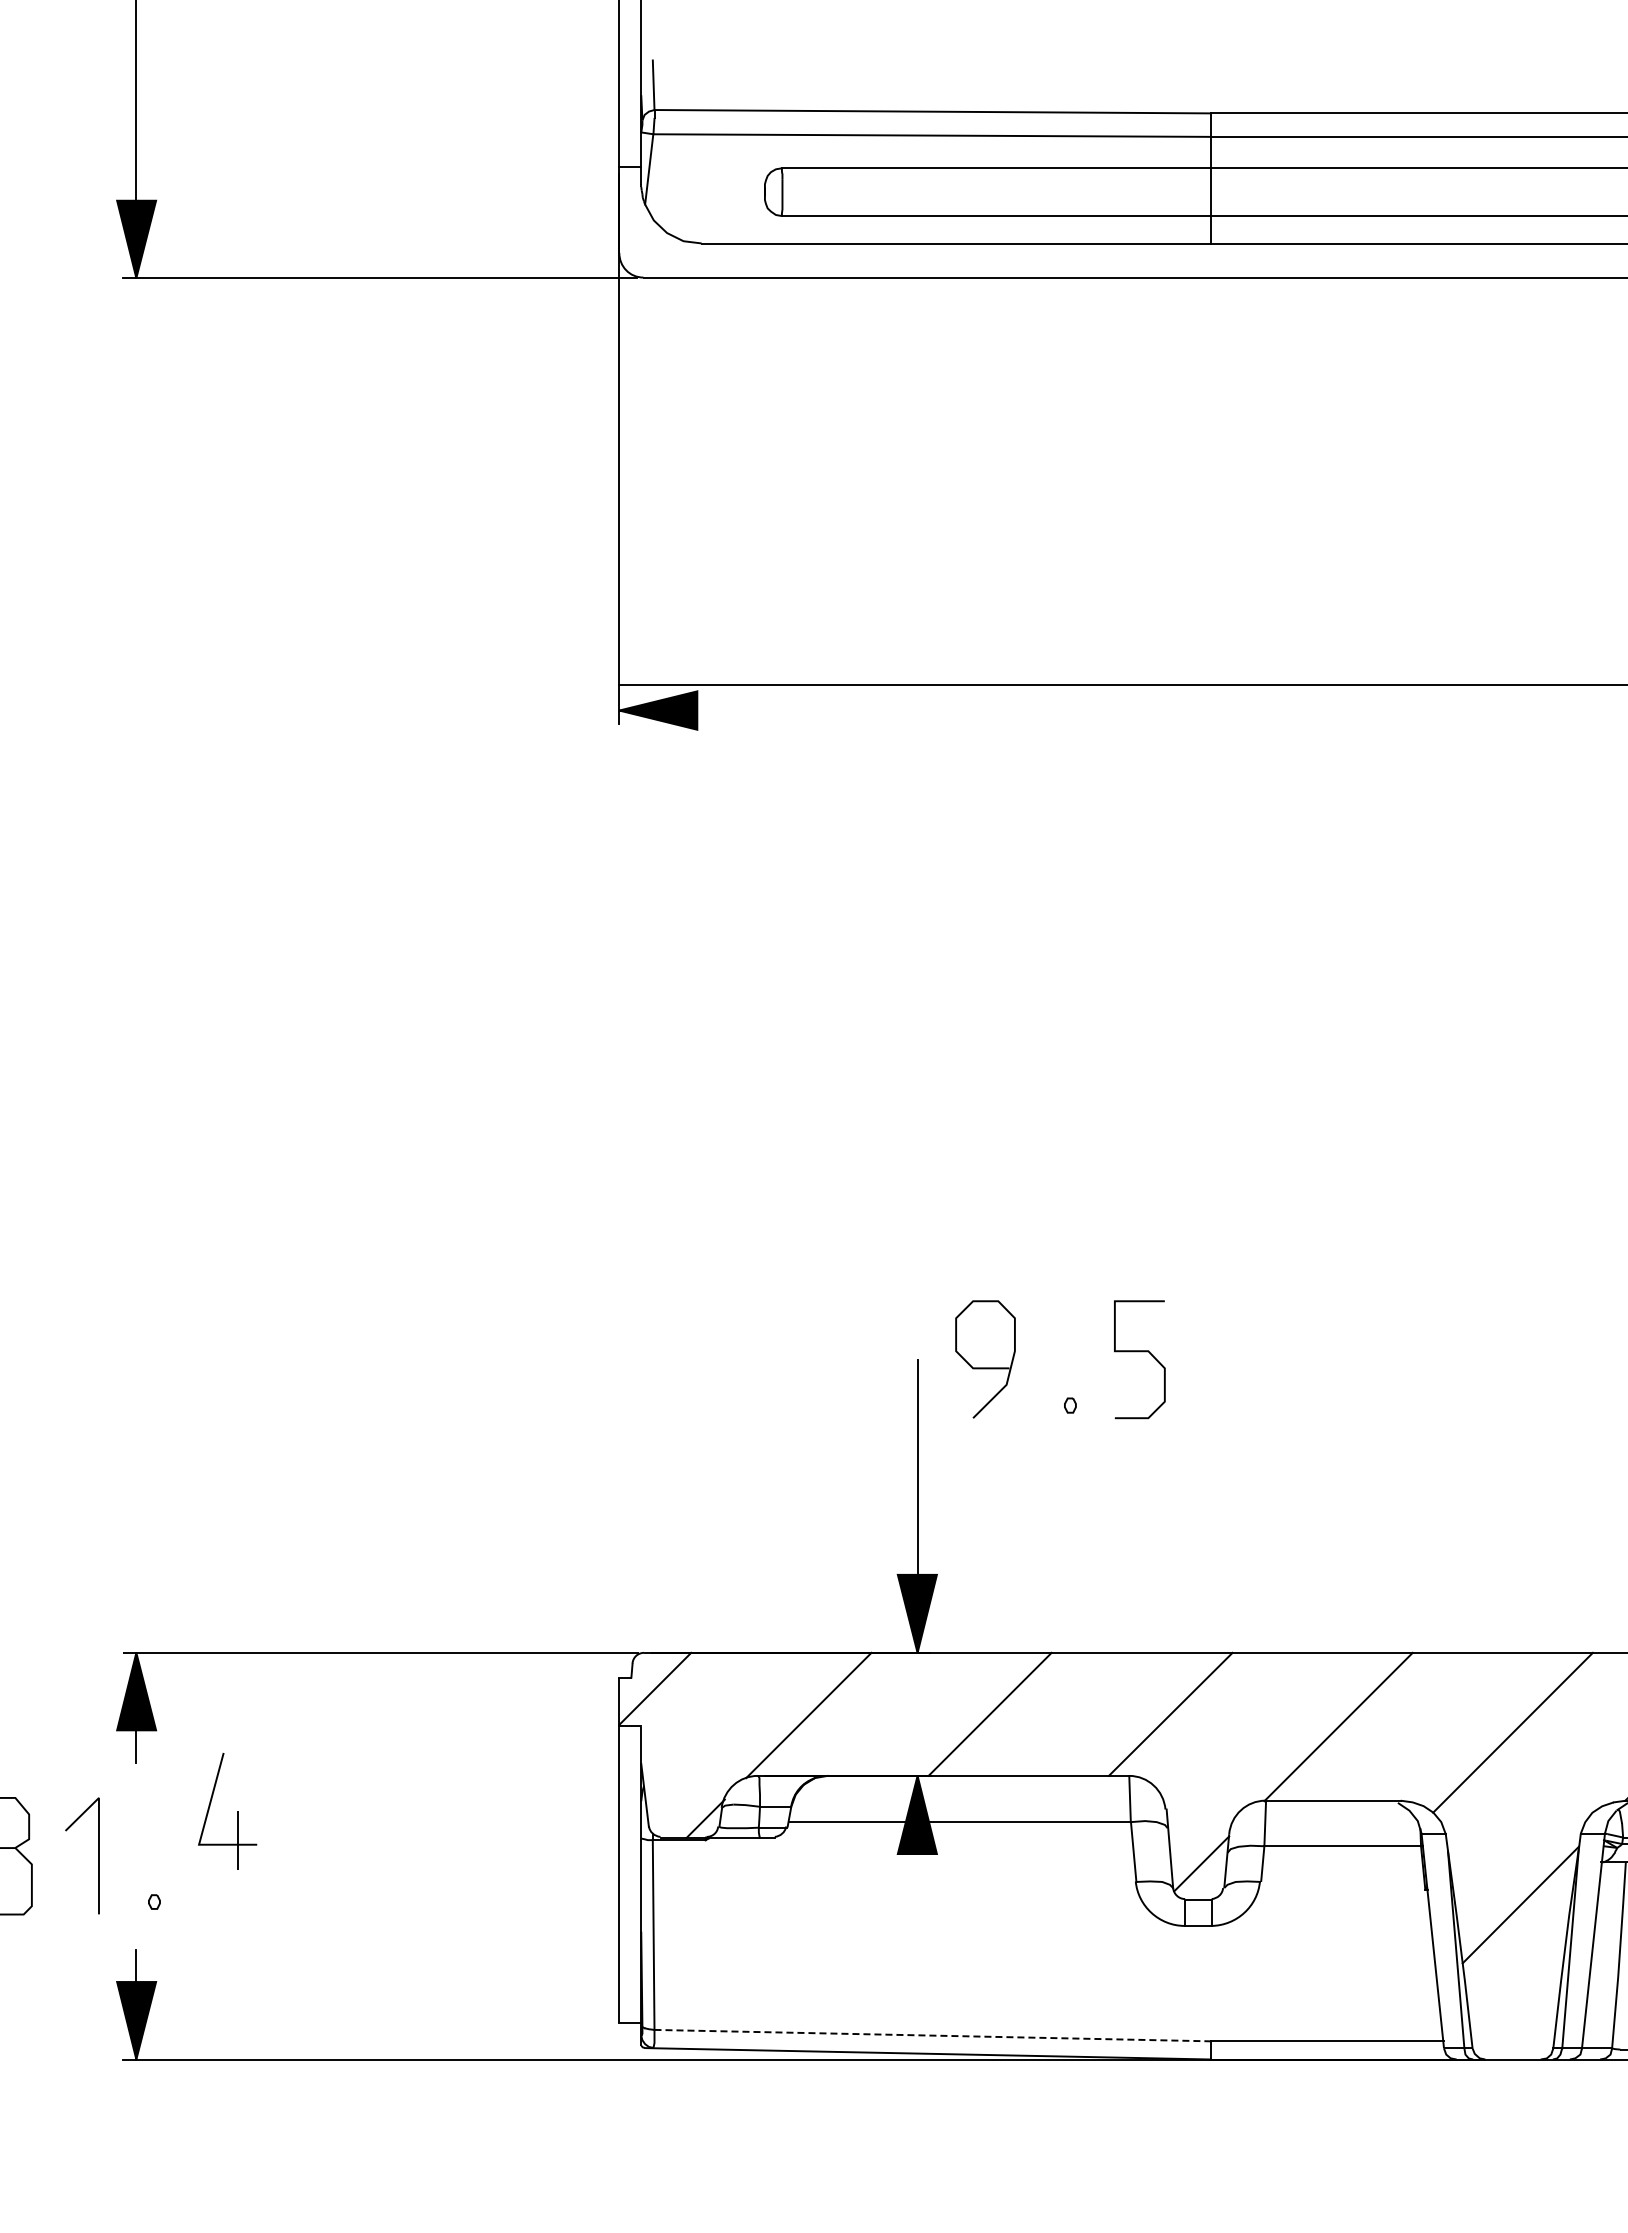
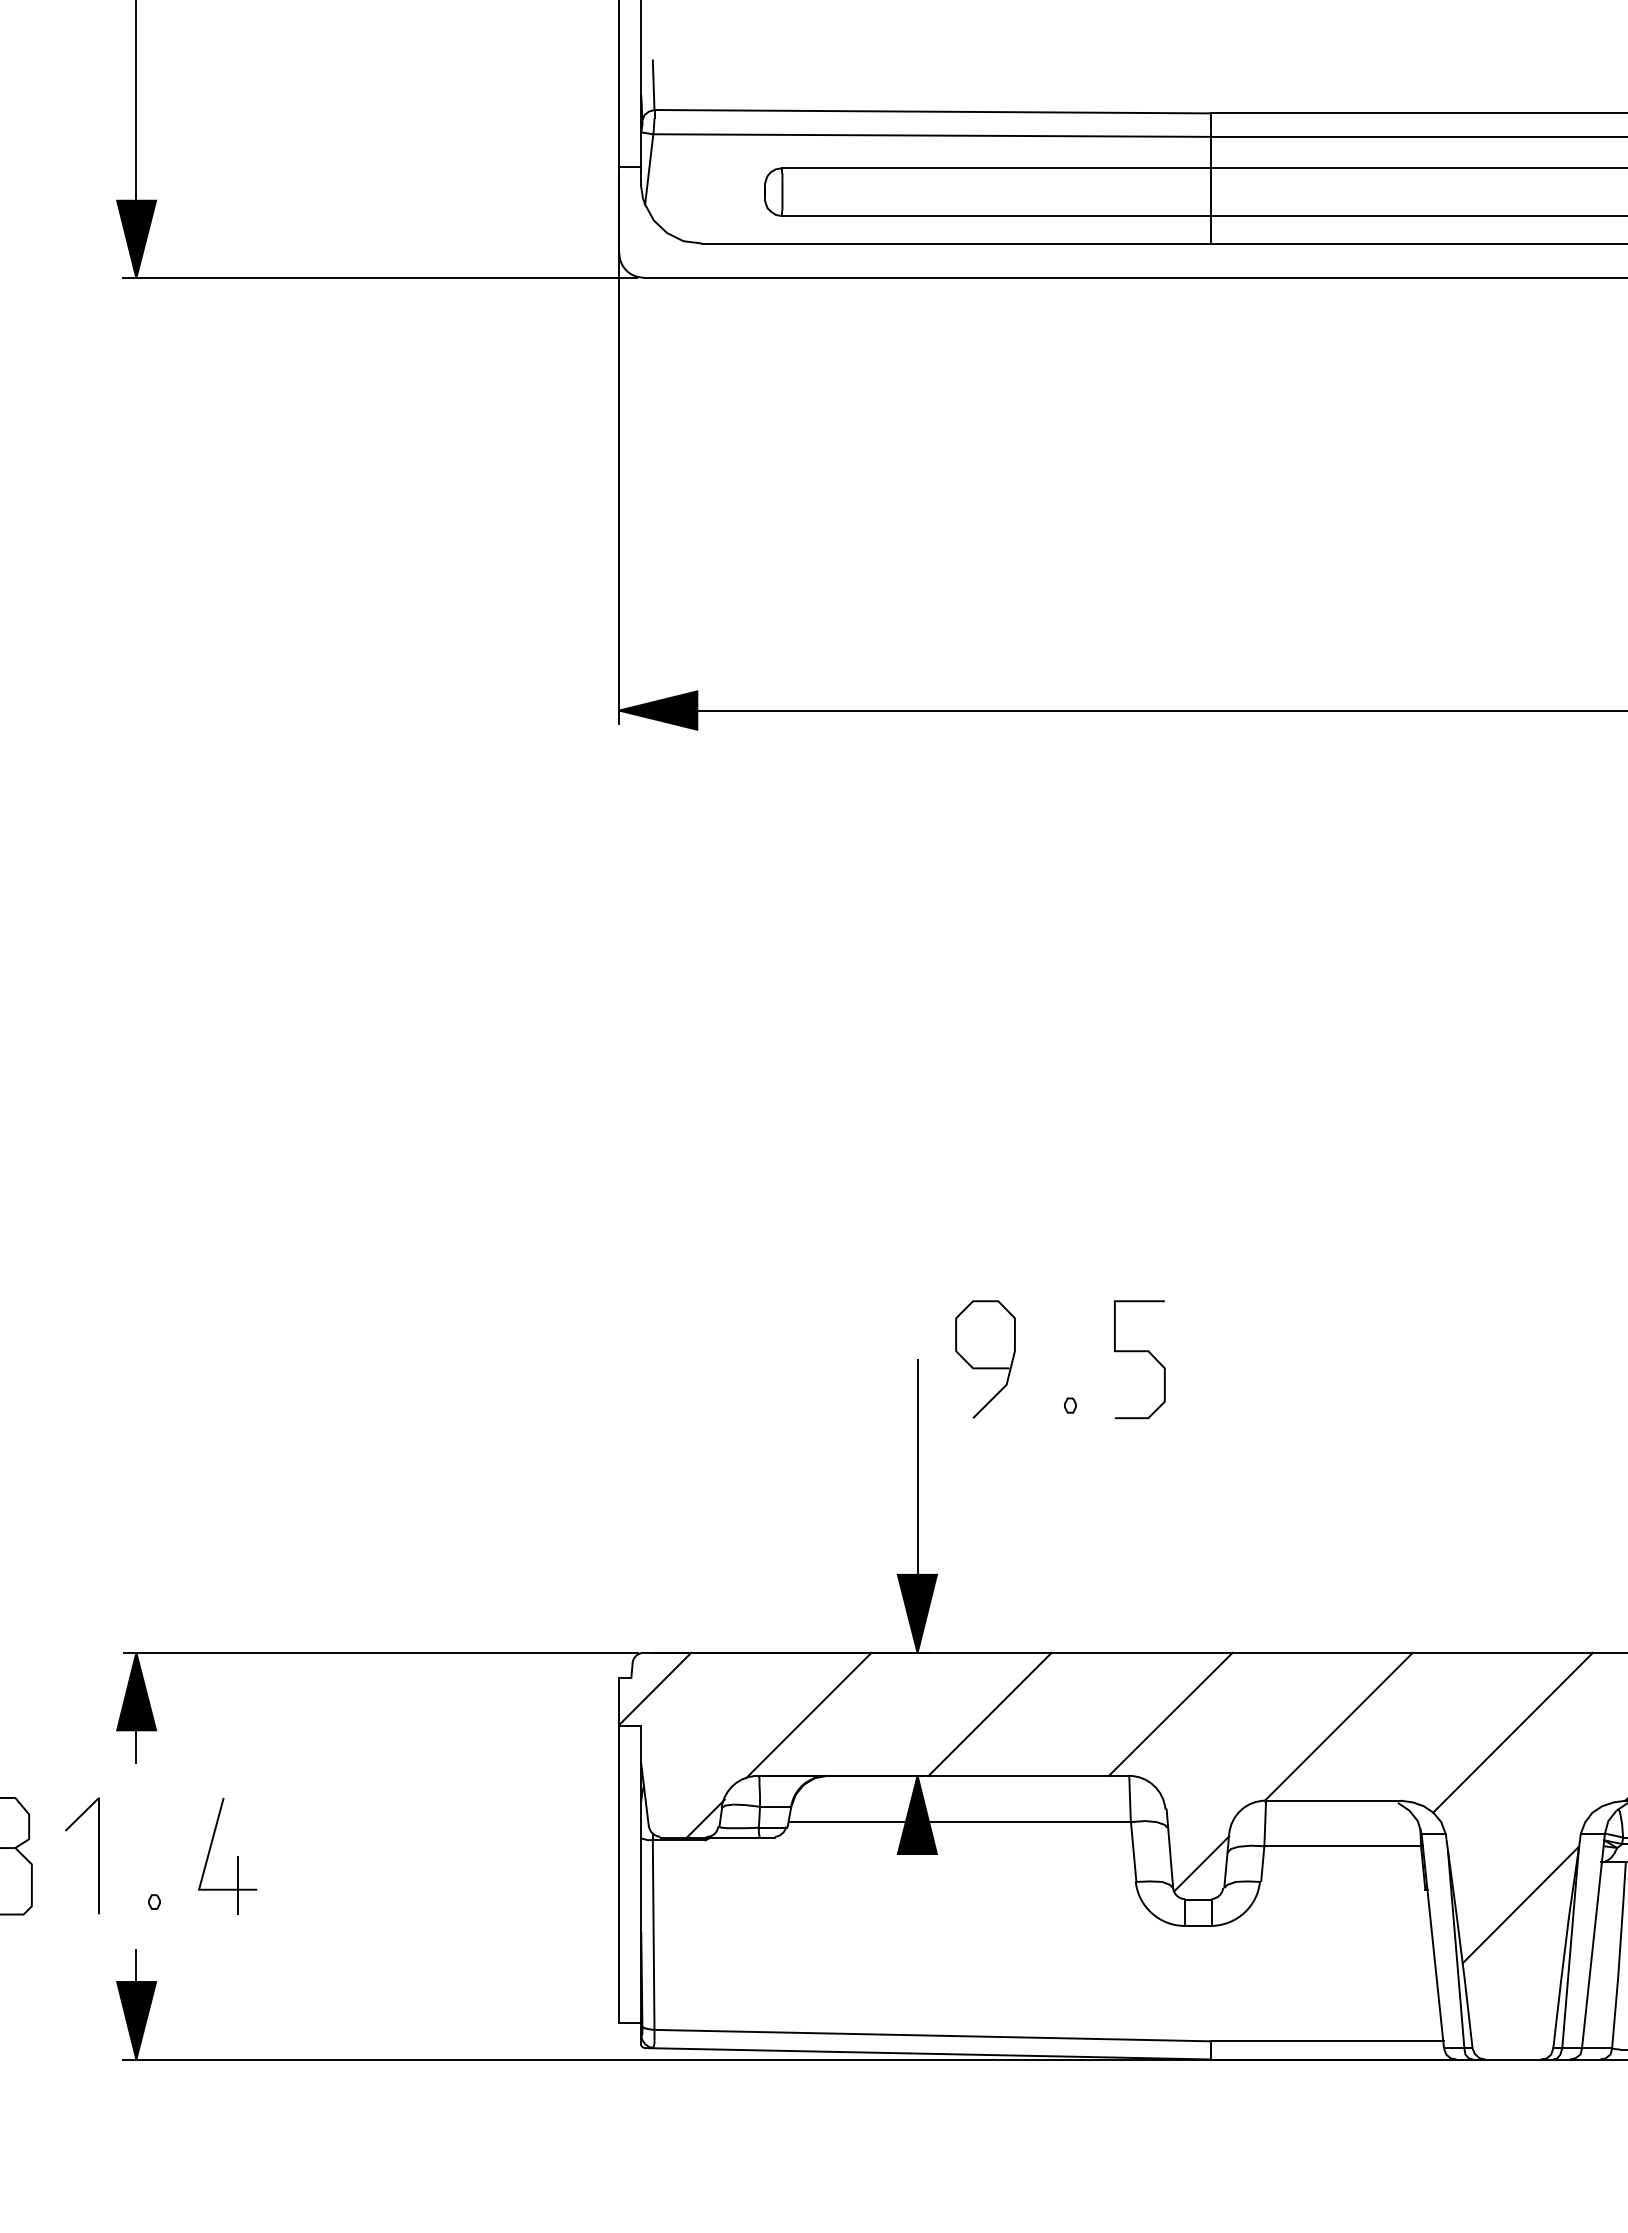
line position: (1121, 684) -> (1121, 710) (1121, 710)
part position: (237, 1811) -> (237, 1856) (237, 1856)
line: dashed -> solid (933, 2035)
